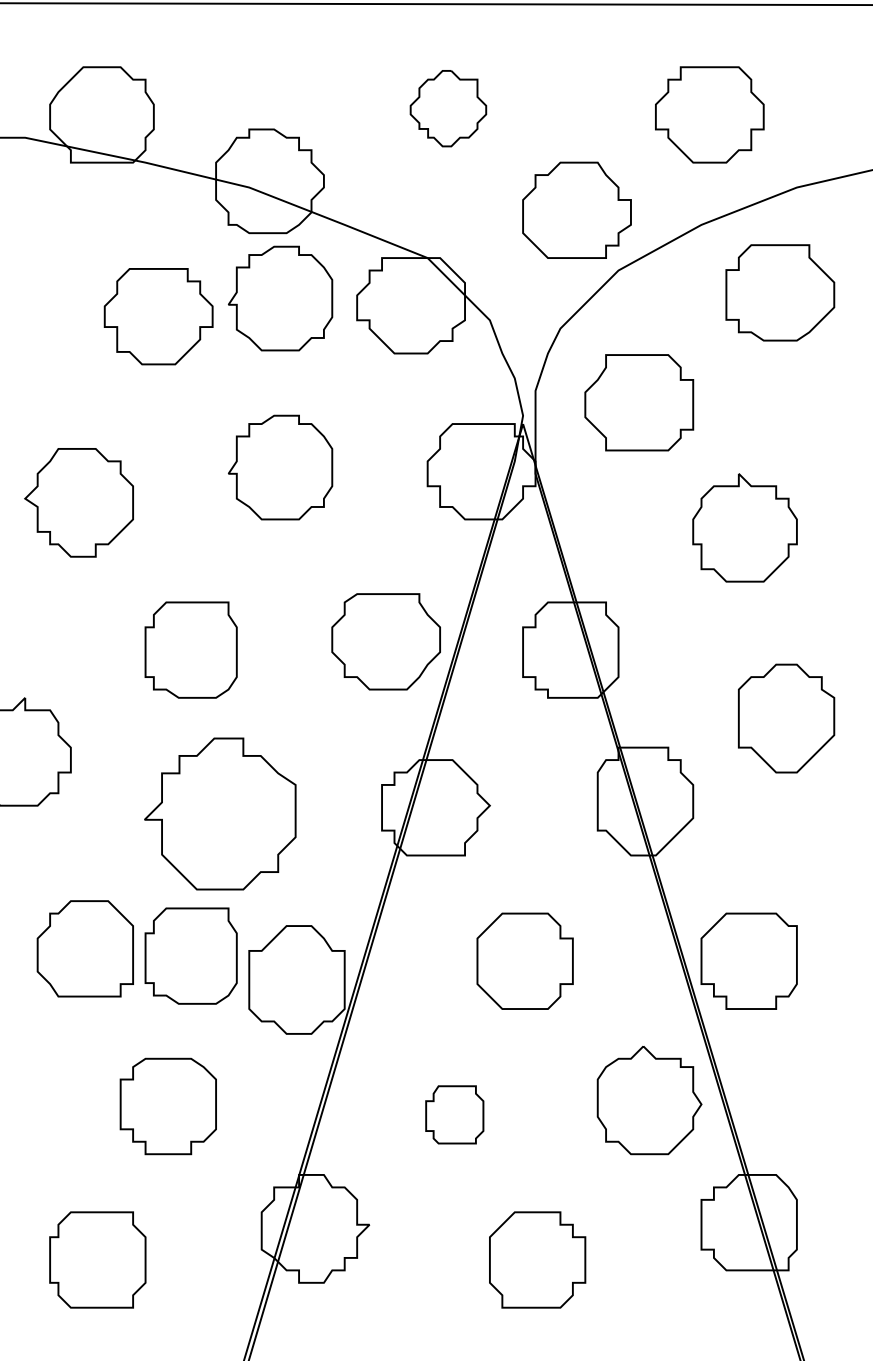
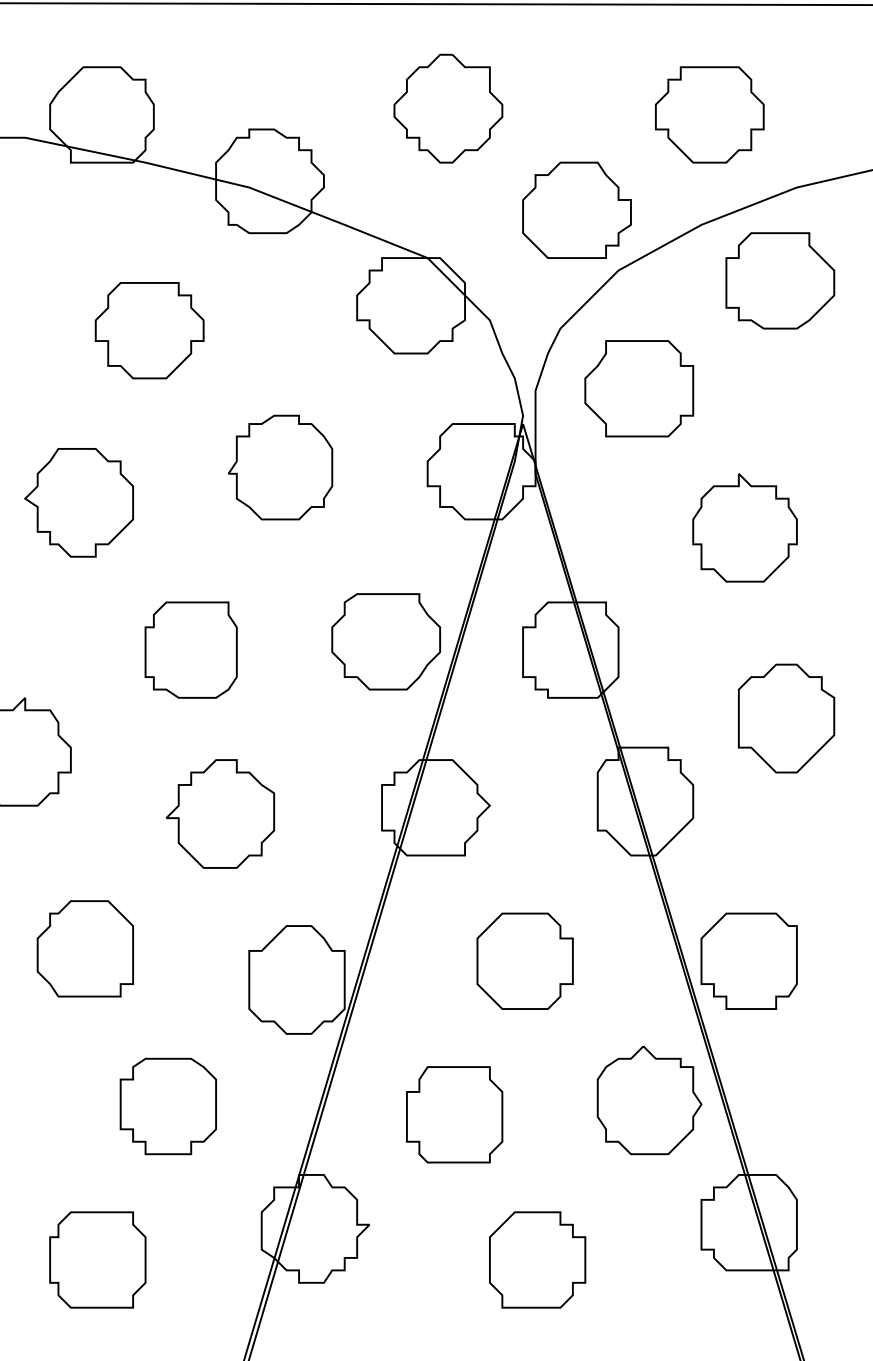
part size: 79x78 px -> 111x111 px (448, 108)
part position: (780, 292) -> (780, 280) (780, 280)
part: present -> none (280, 298)
part position: (158, 316) -> (149, 330) (149, 330)
part position: (639, 402) -> (639, 388) (639, 388)
part size: 153x154 px -> 111x110 px (220, 813)
part: present -> none (190, 955)
part size: 60x60 px -> 98x98 px (454, 1114)
